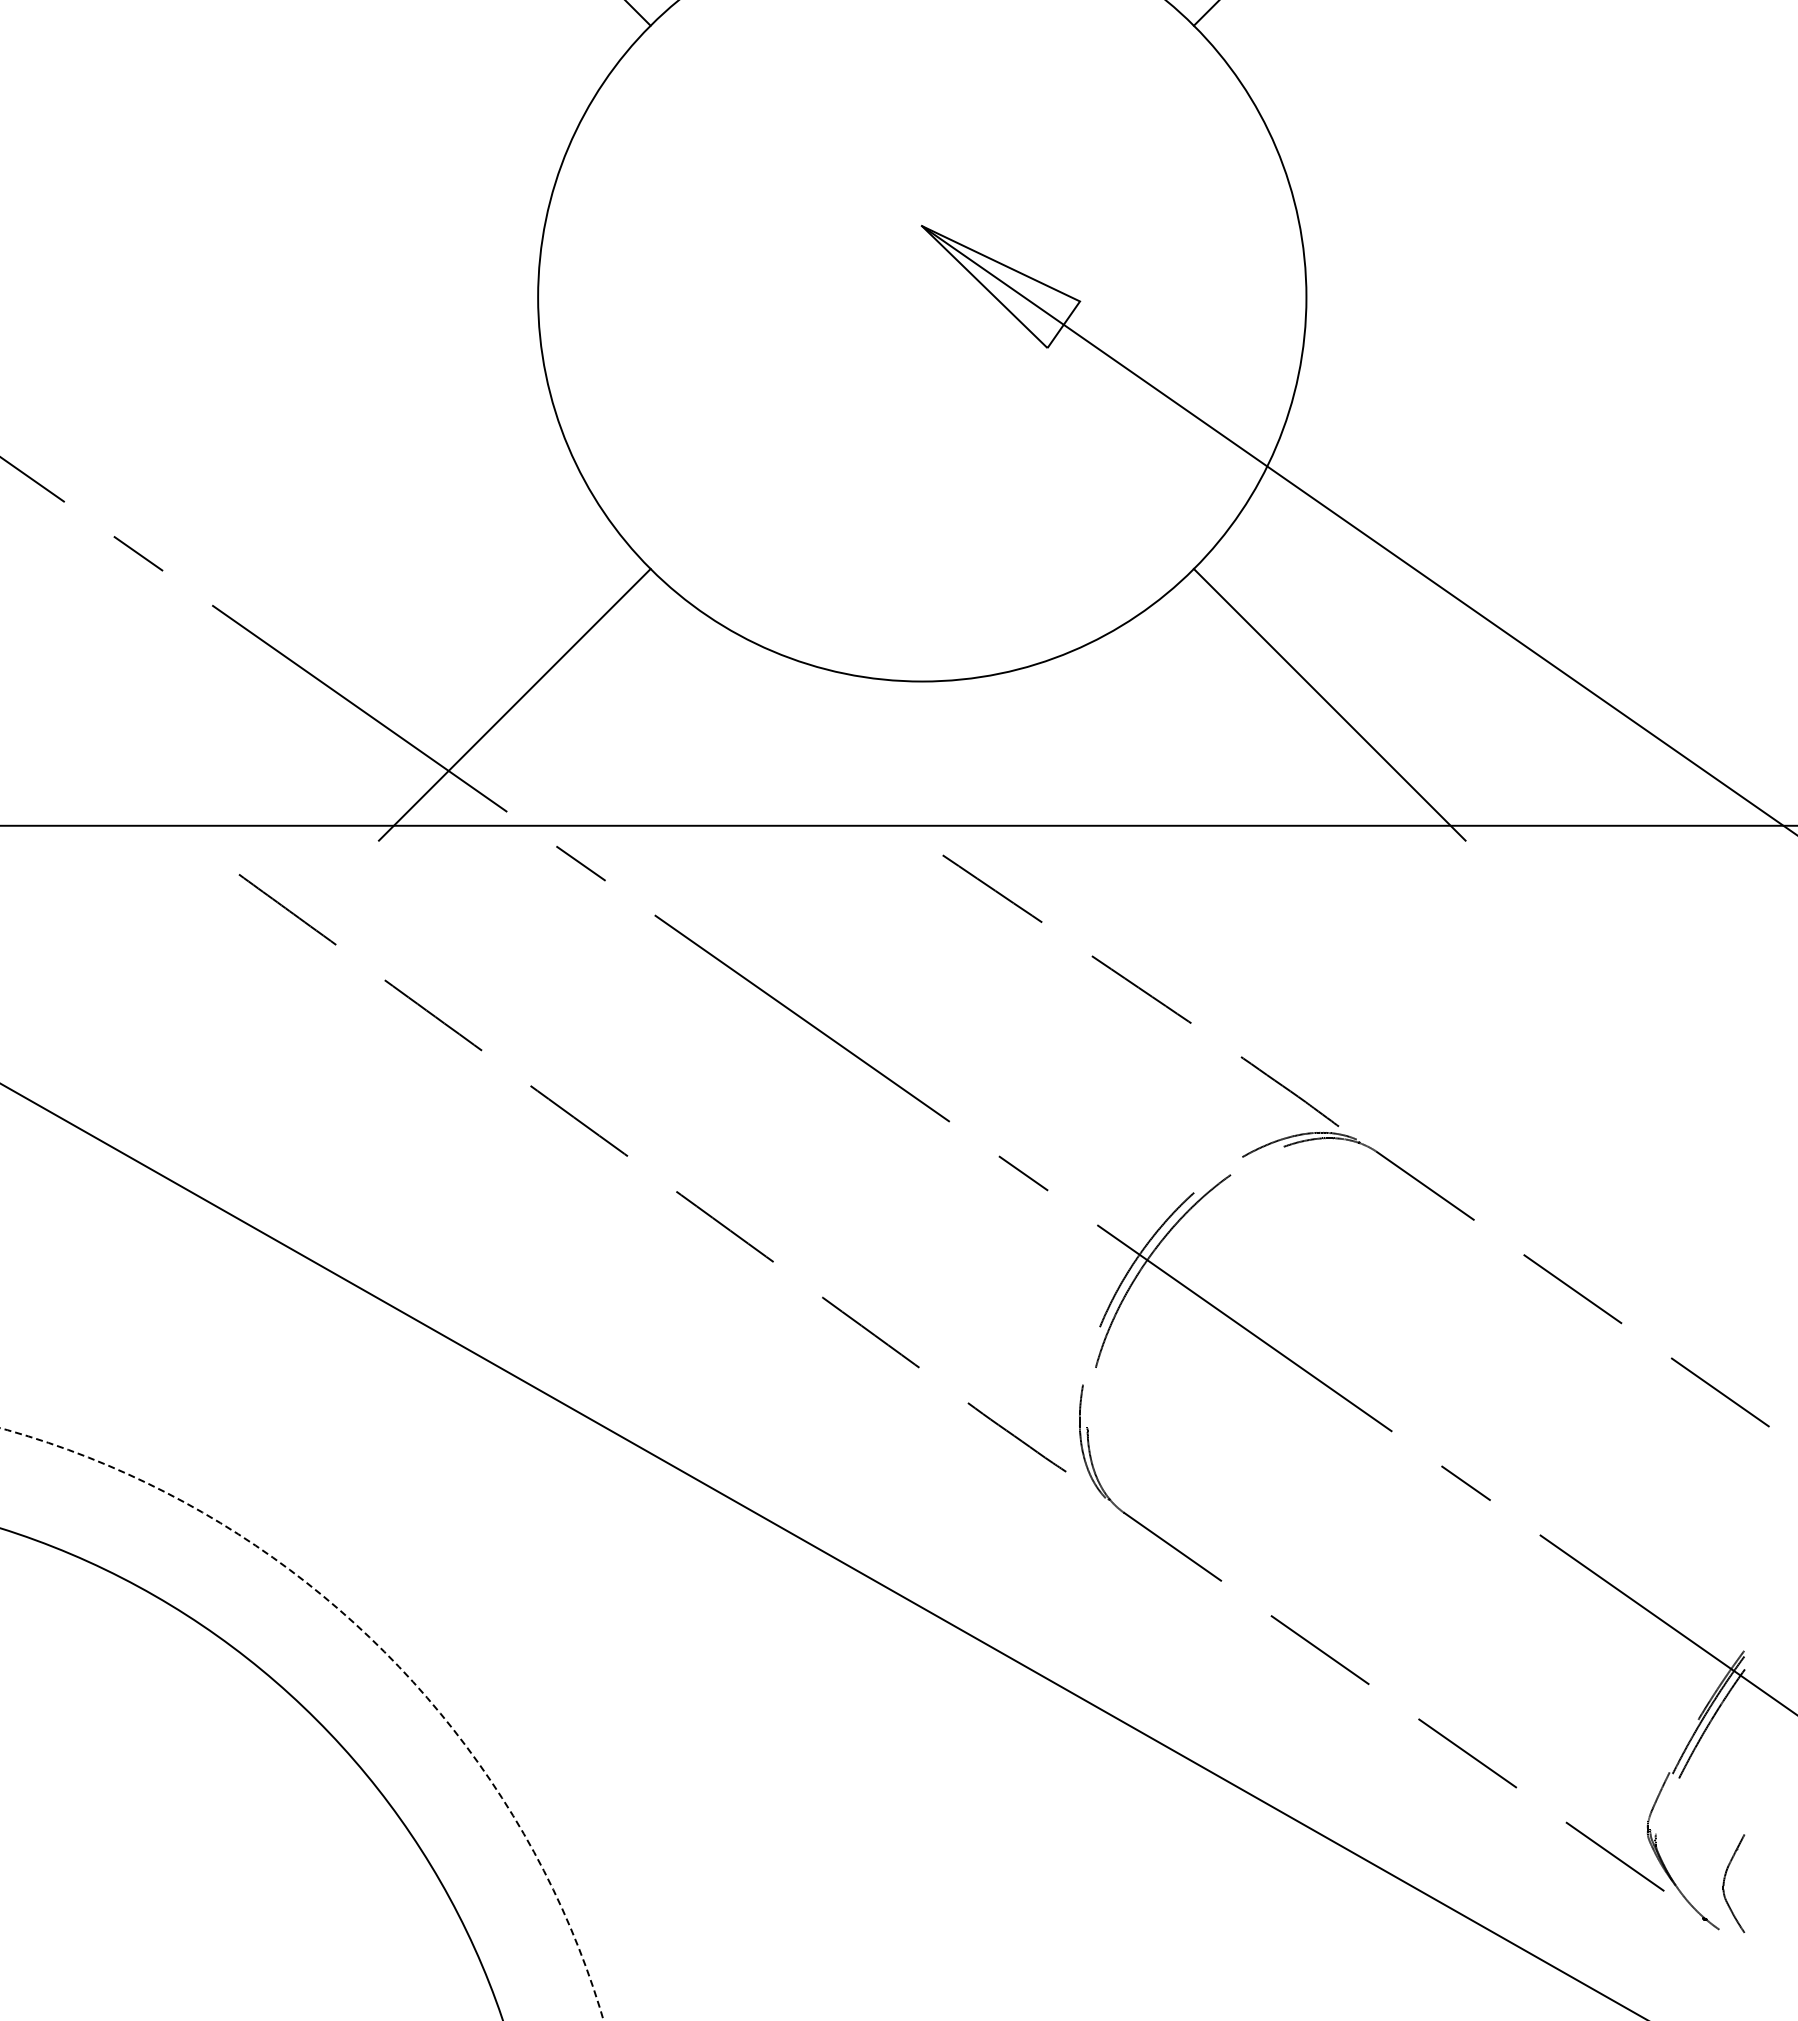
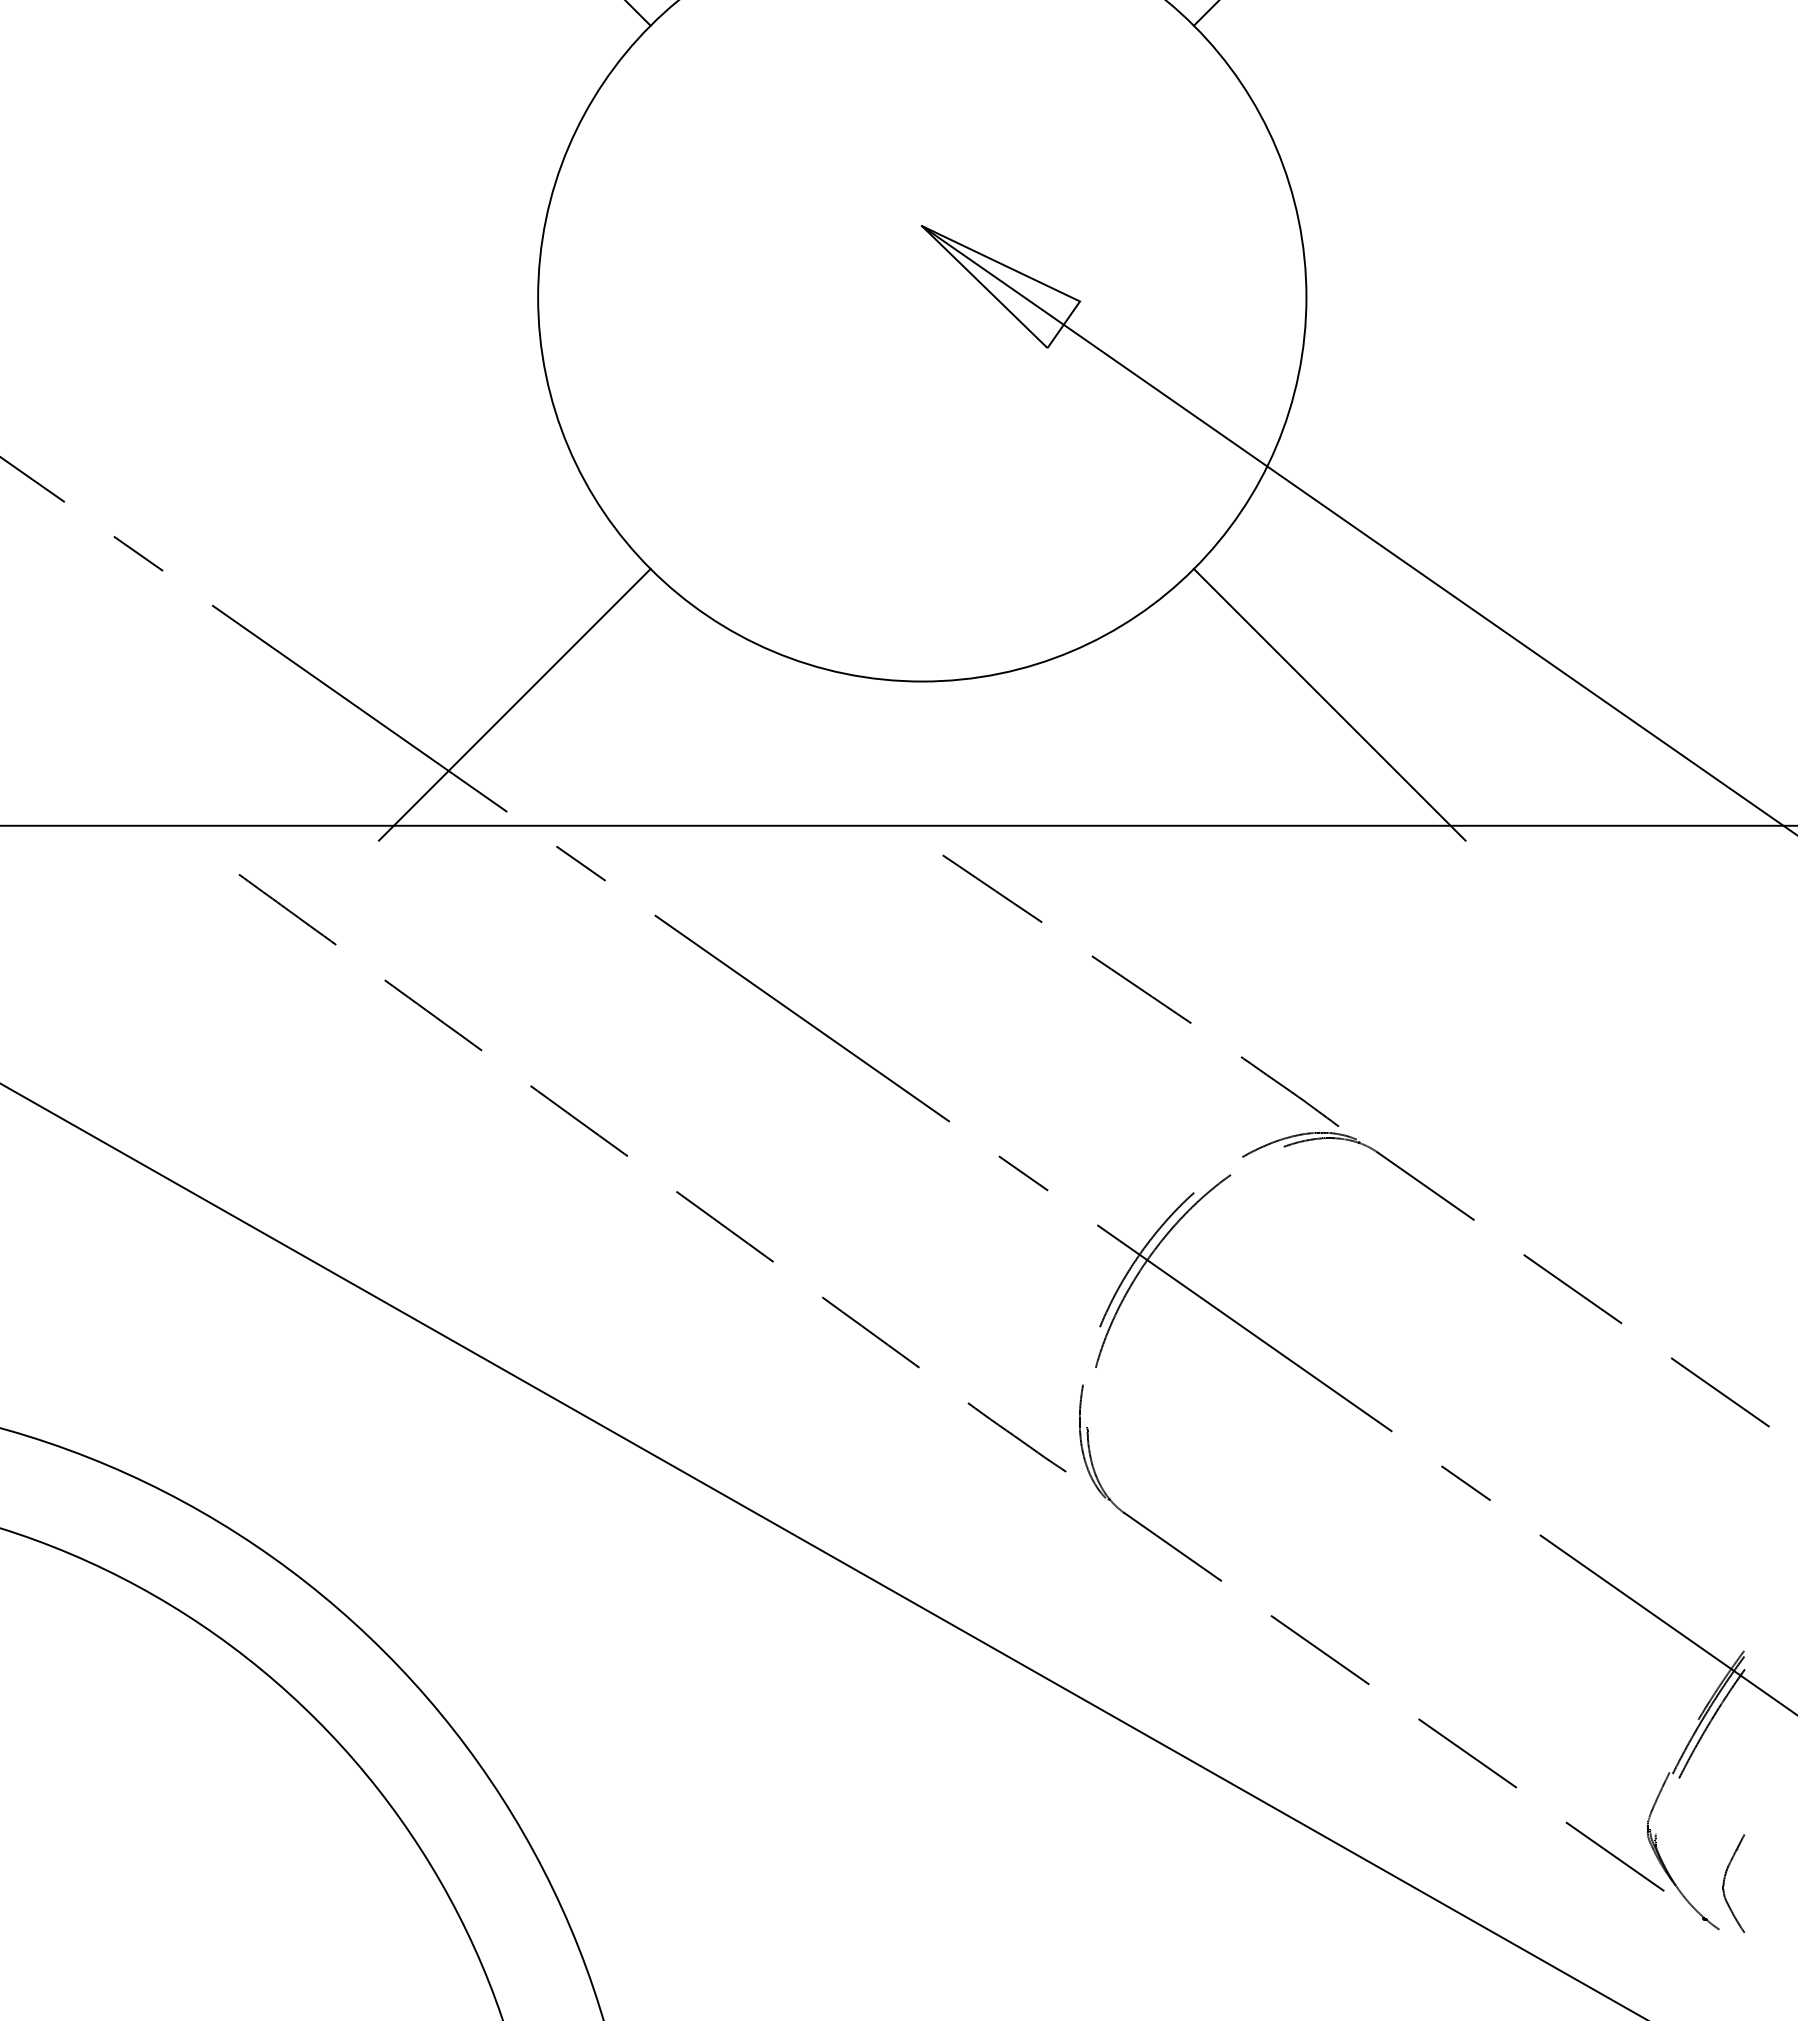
circle: dashed -> solid (301, 1724)
